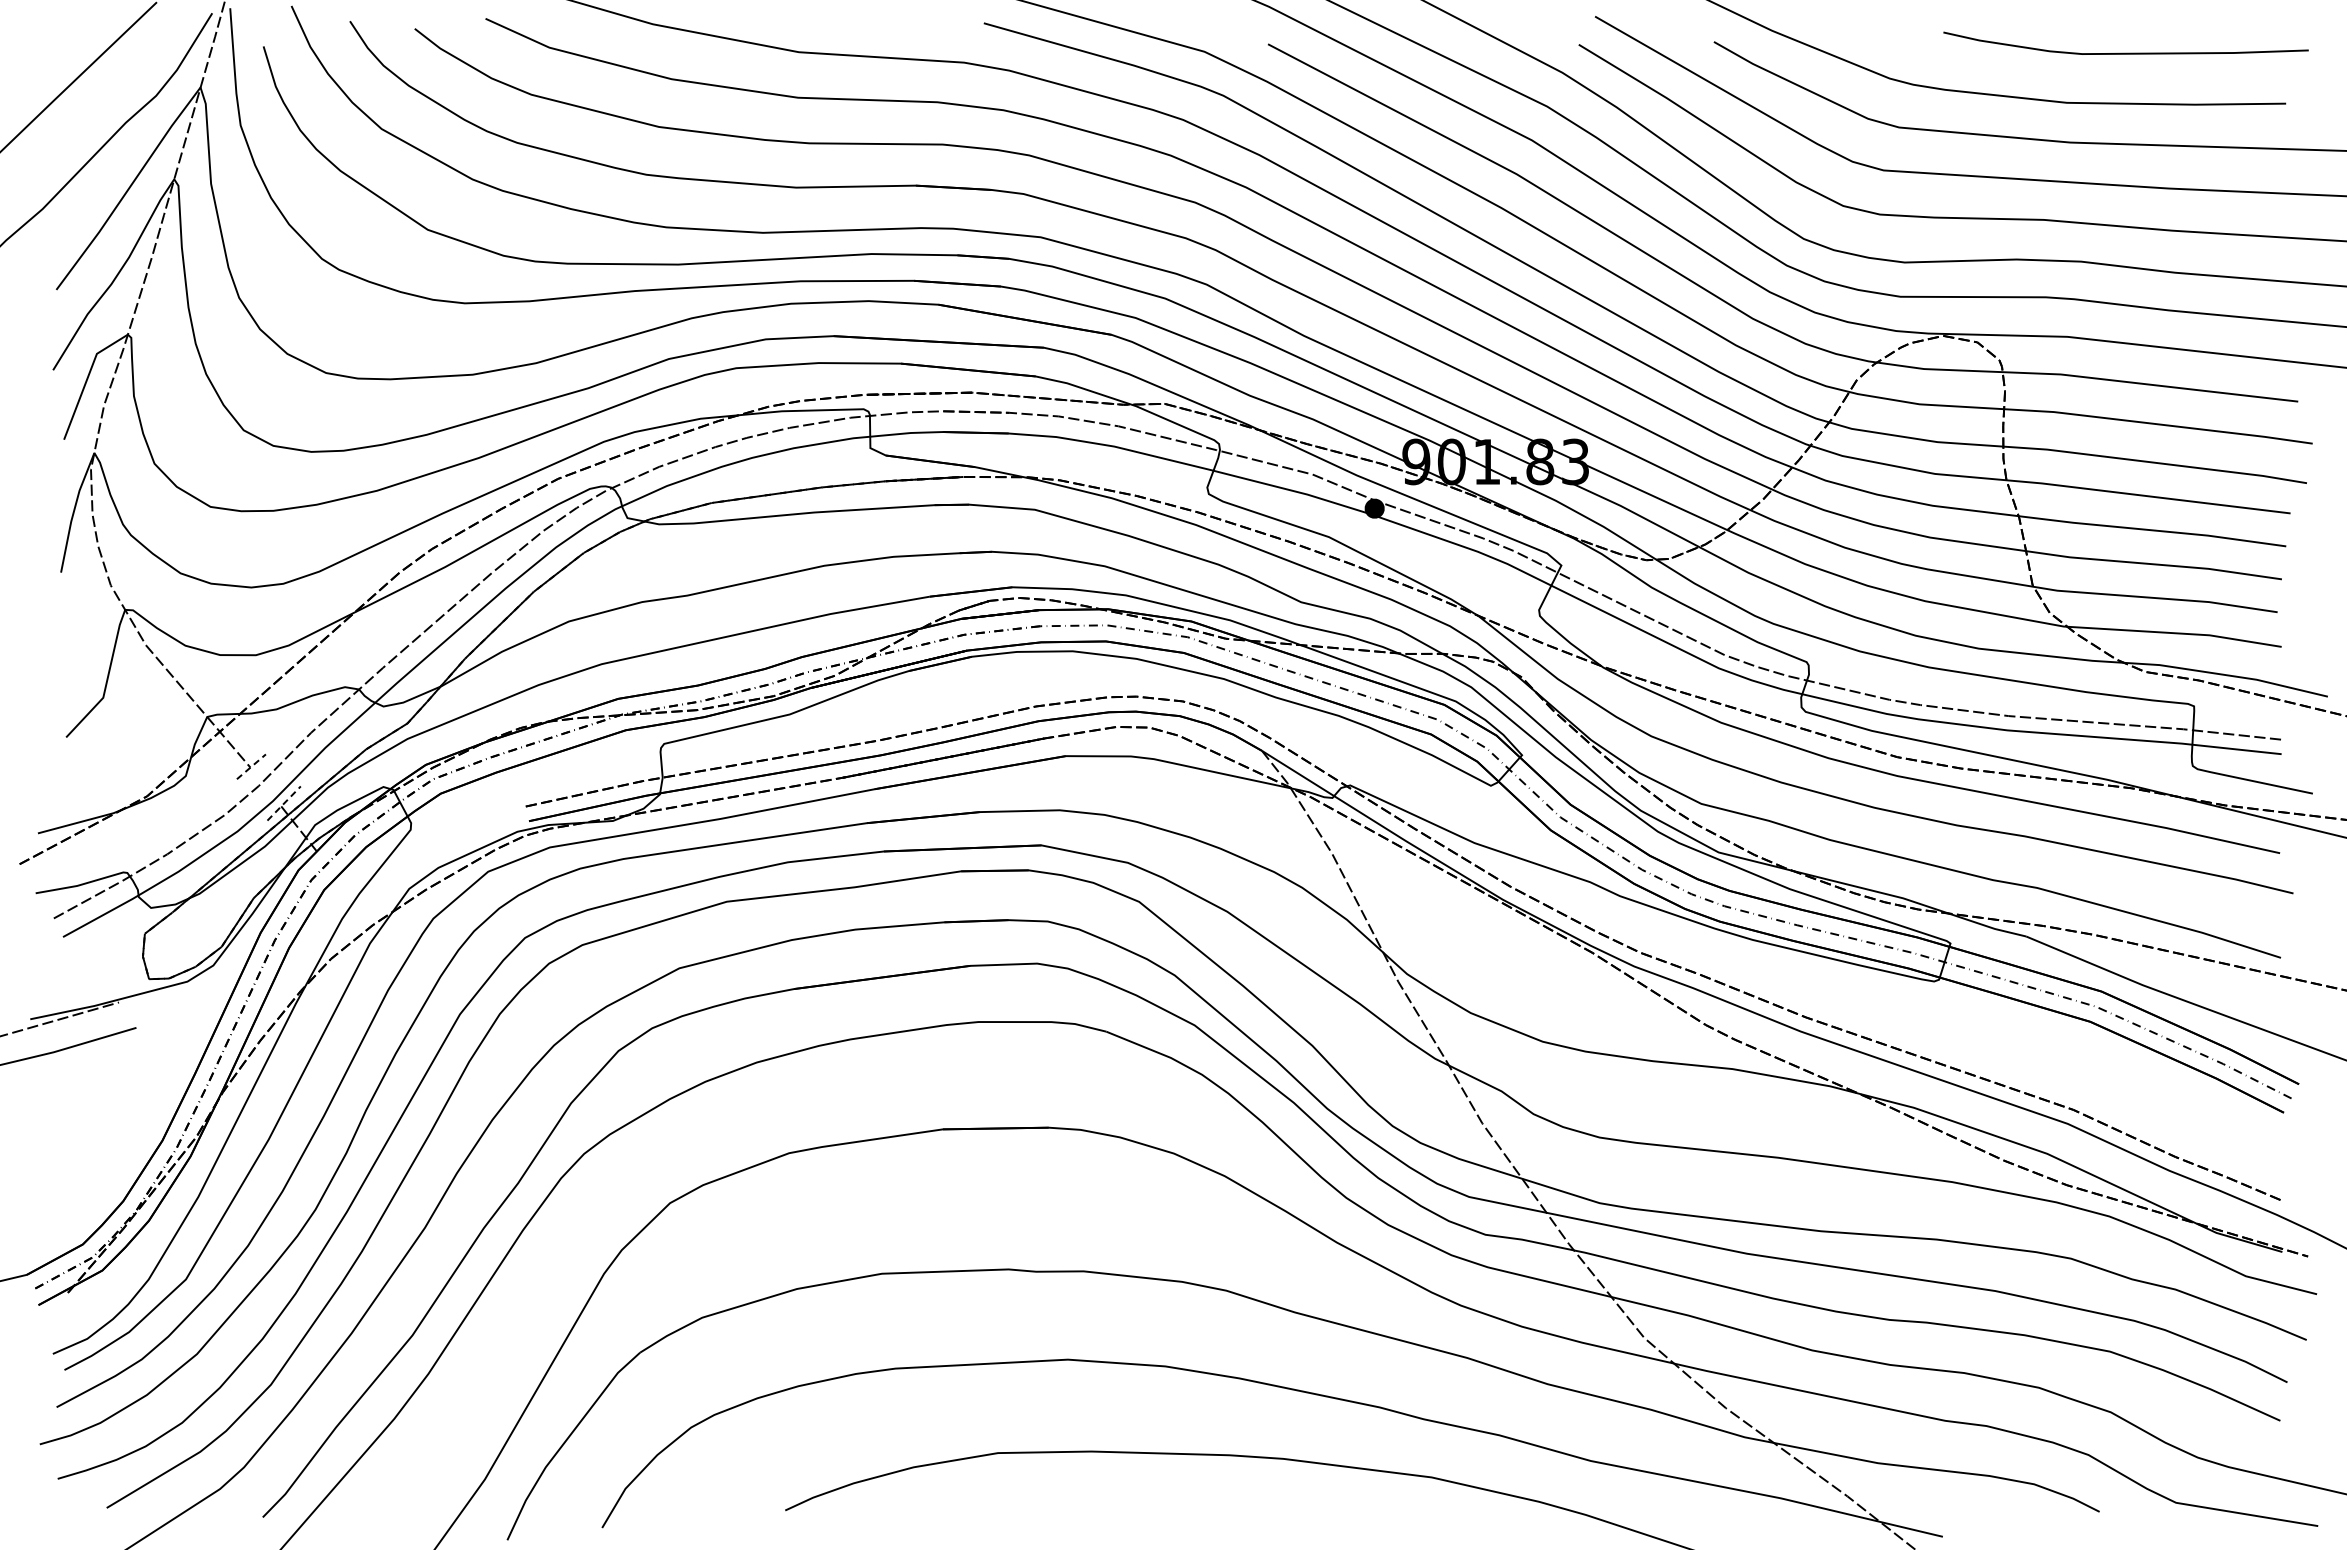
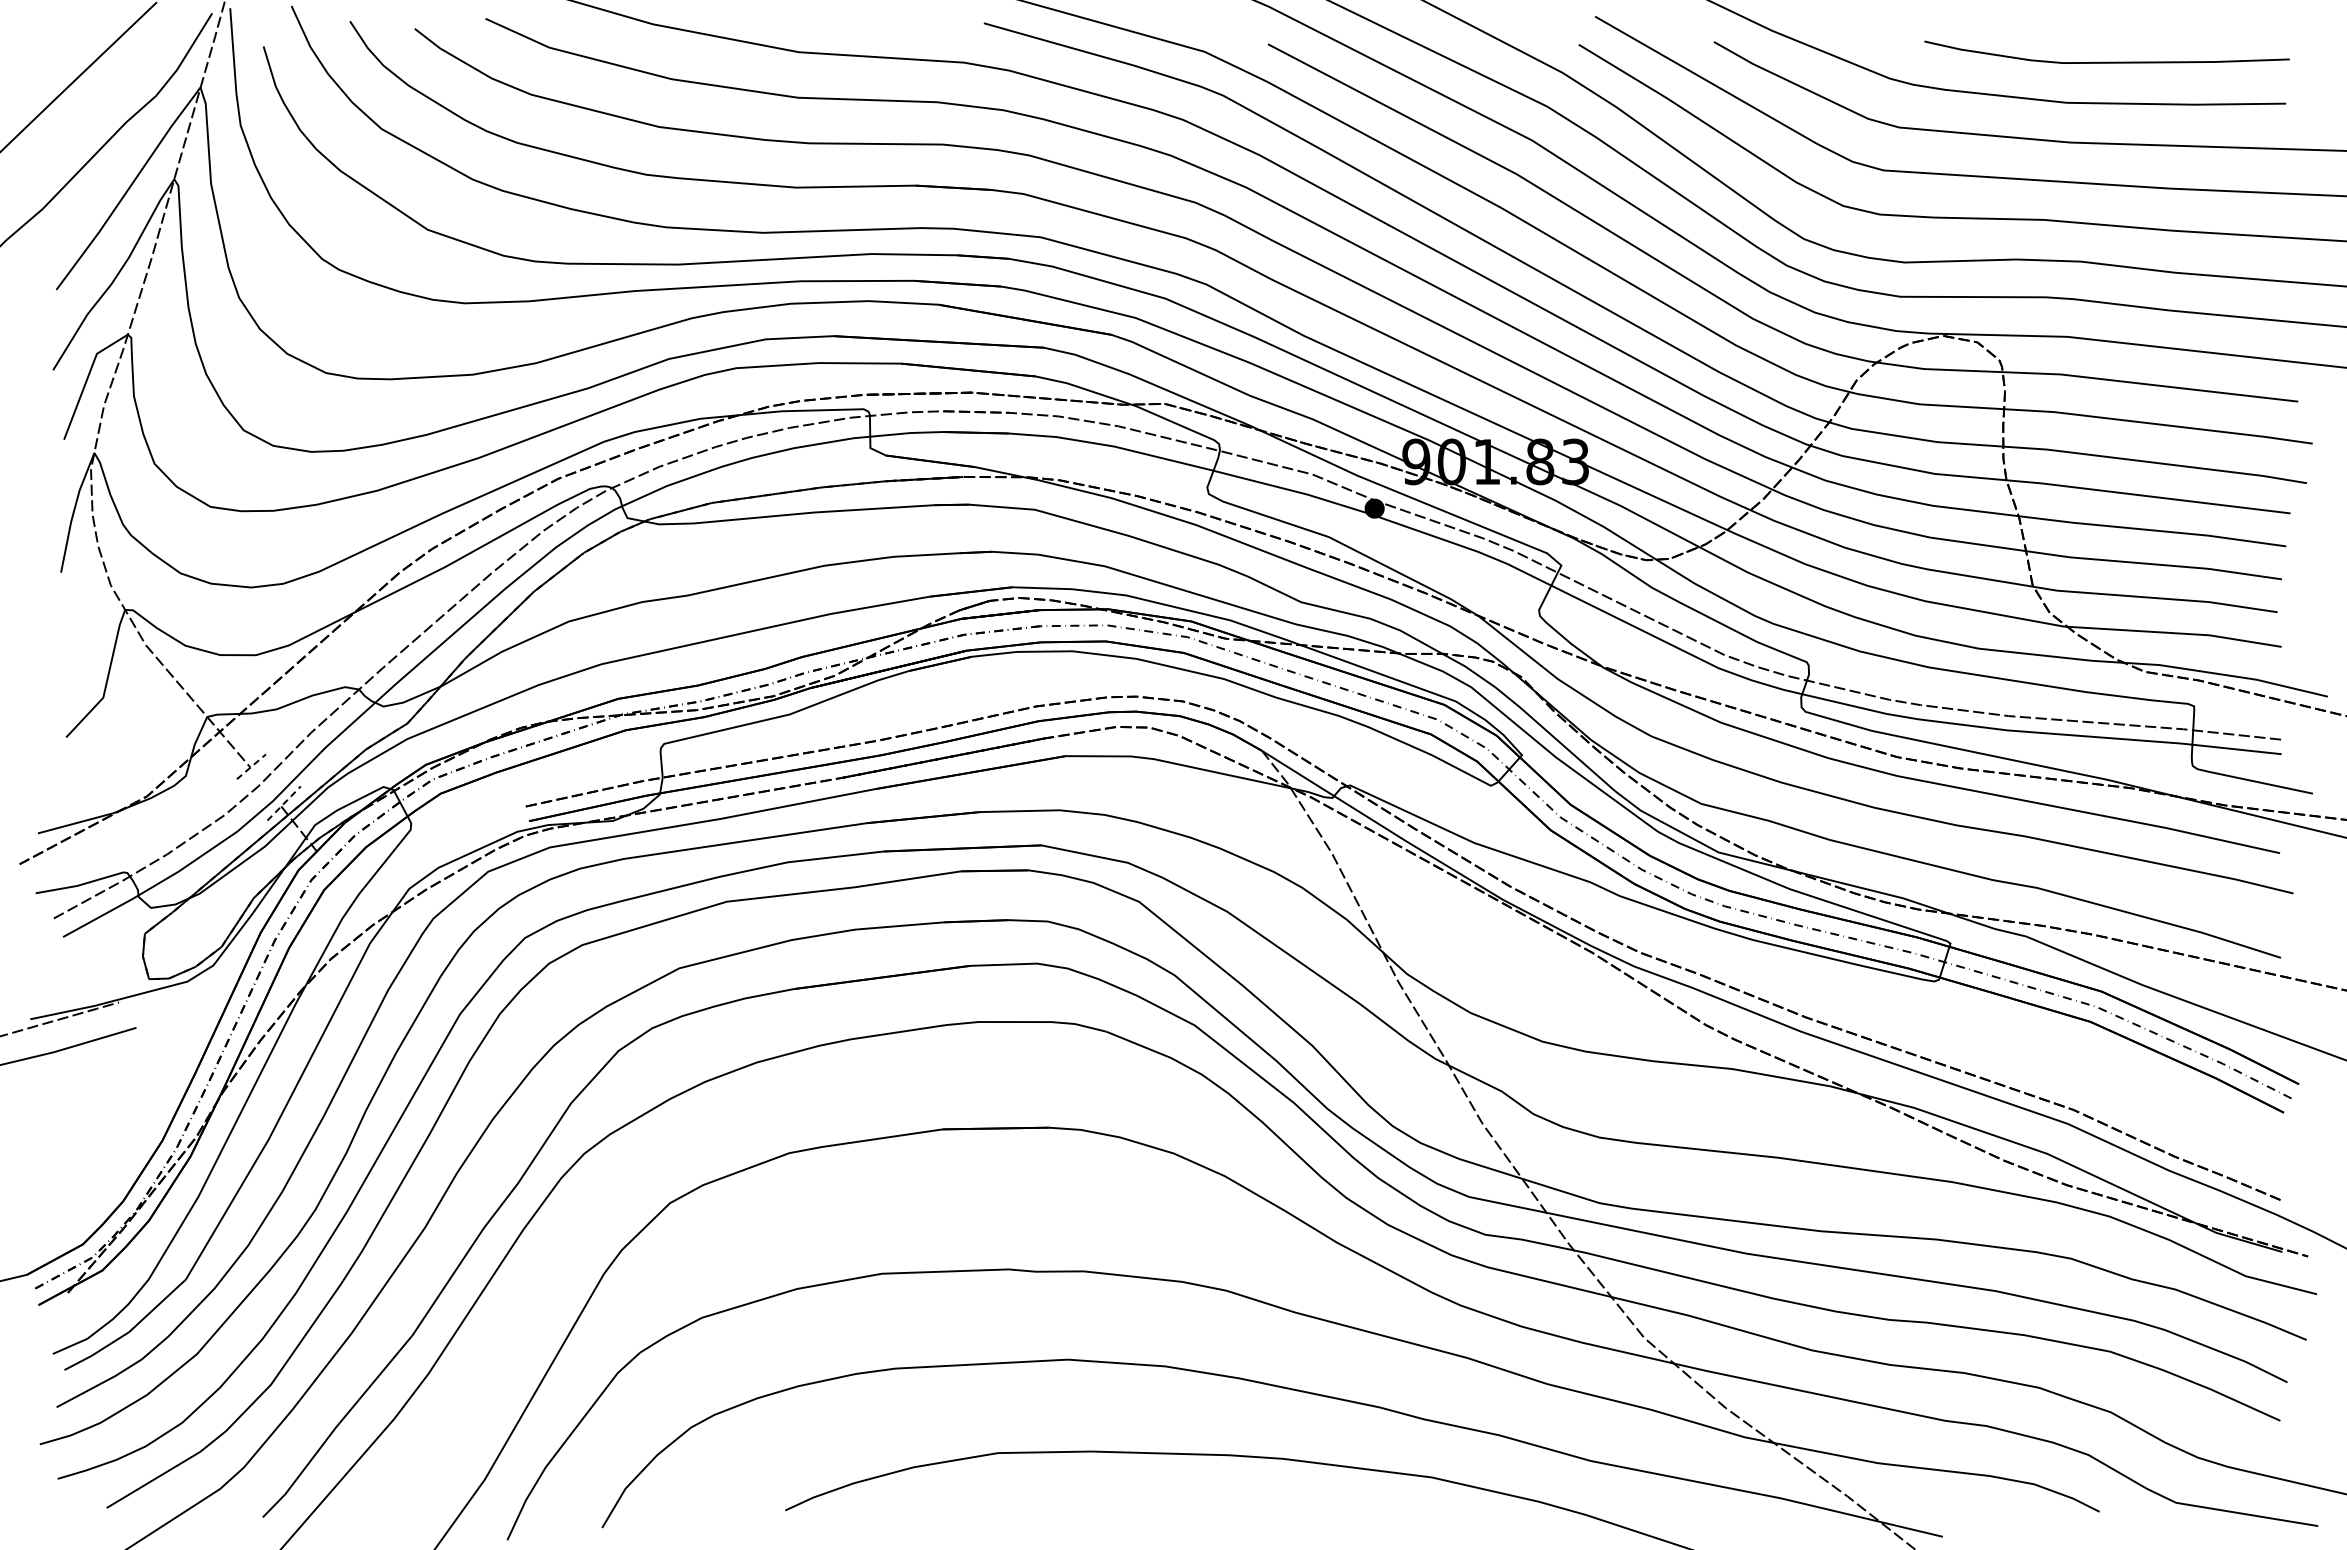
curve position: (2125, 52) -> (2106, 61) (2106, 61)
